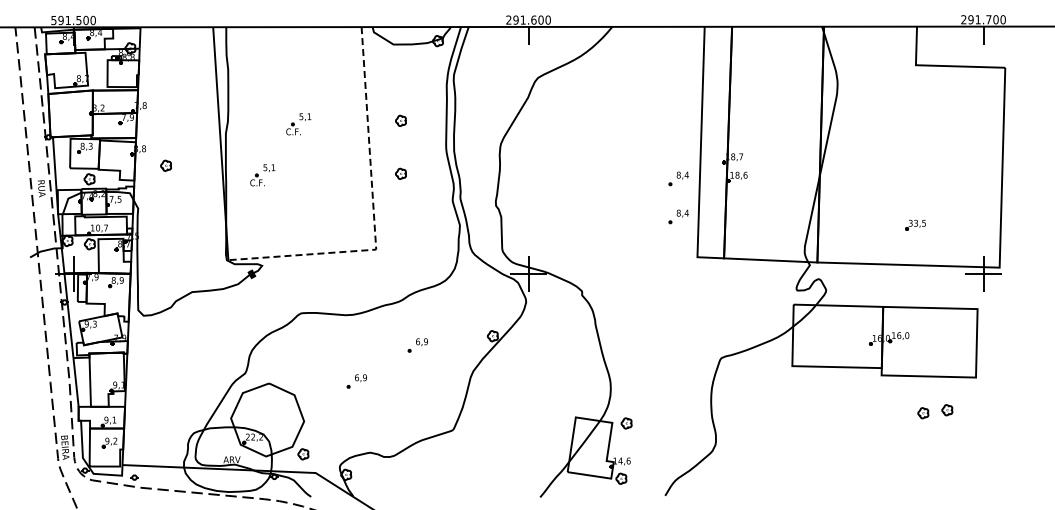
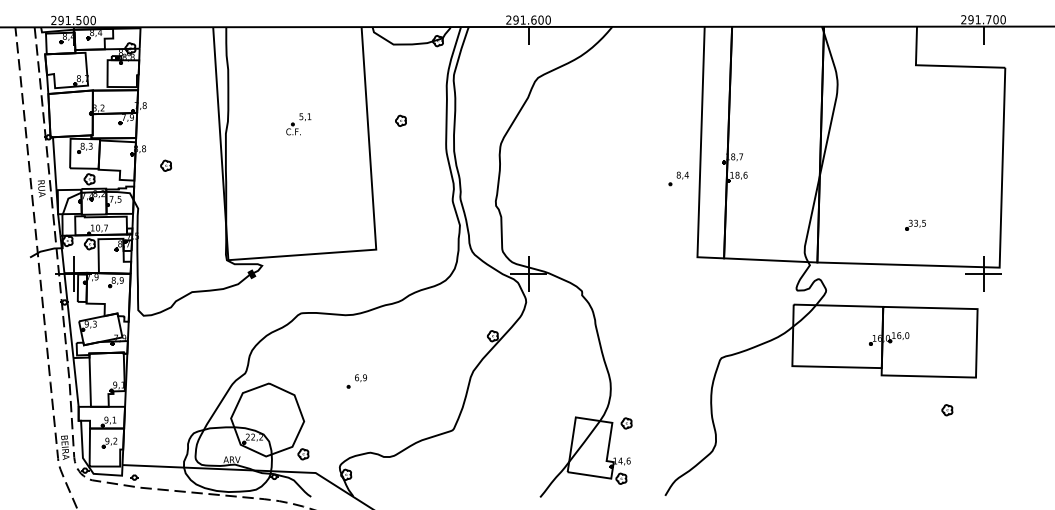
text: 591.500 -> 291.500 (53, 20)
part: present -> none (400, 173)
part: present -> none (262, 175)
line: dashed -> solid (373, 212)
part: present -> none (678, 216)
part: present -> none (417, 345)
part: present -> none (923, 413)
